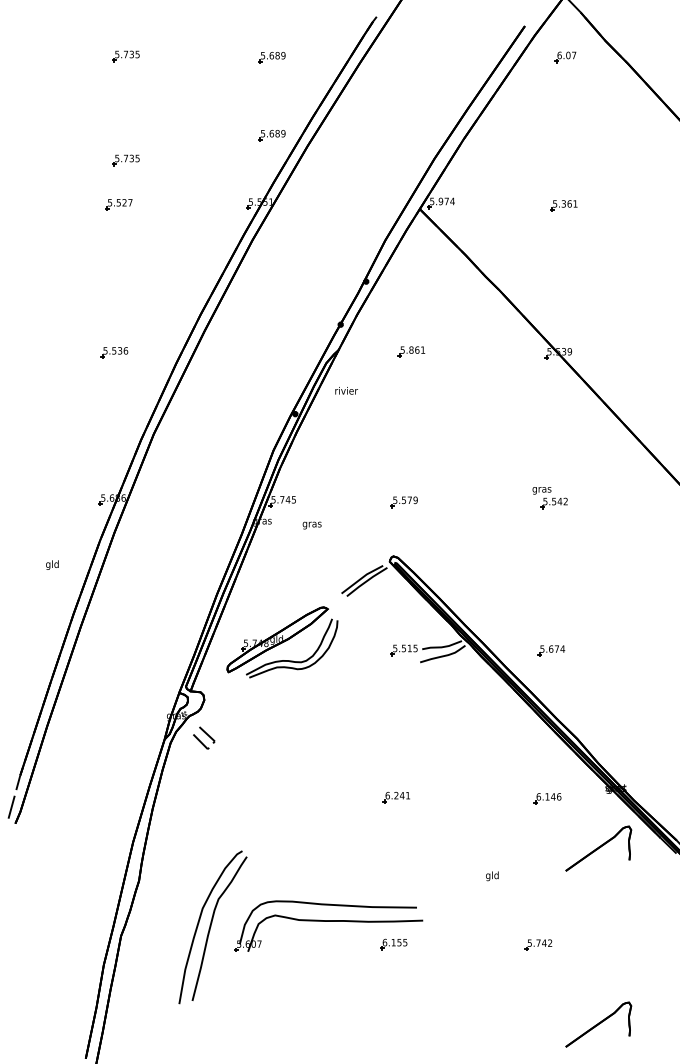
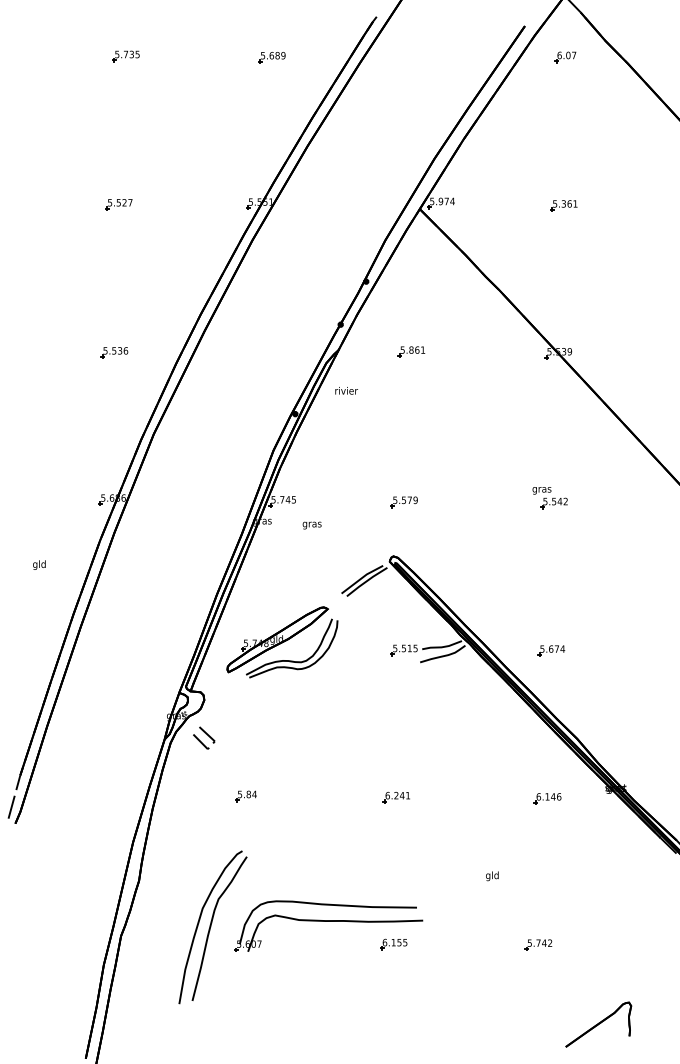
part: present -> none (271, 135)
part: present -> none (125, 160)
text position: (52, 564) -> (39, 564) (39, 564)
part: none -> present (245, 796)
part: present -> none (598, 848)
